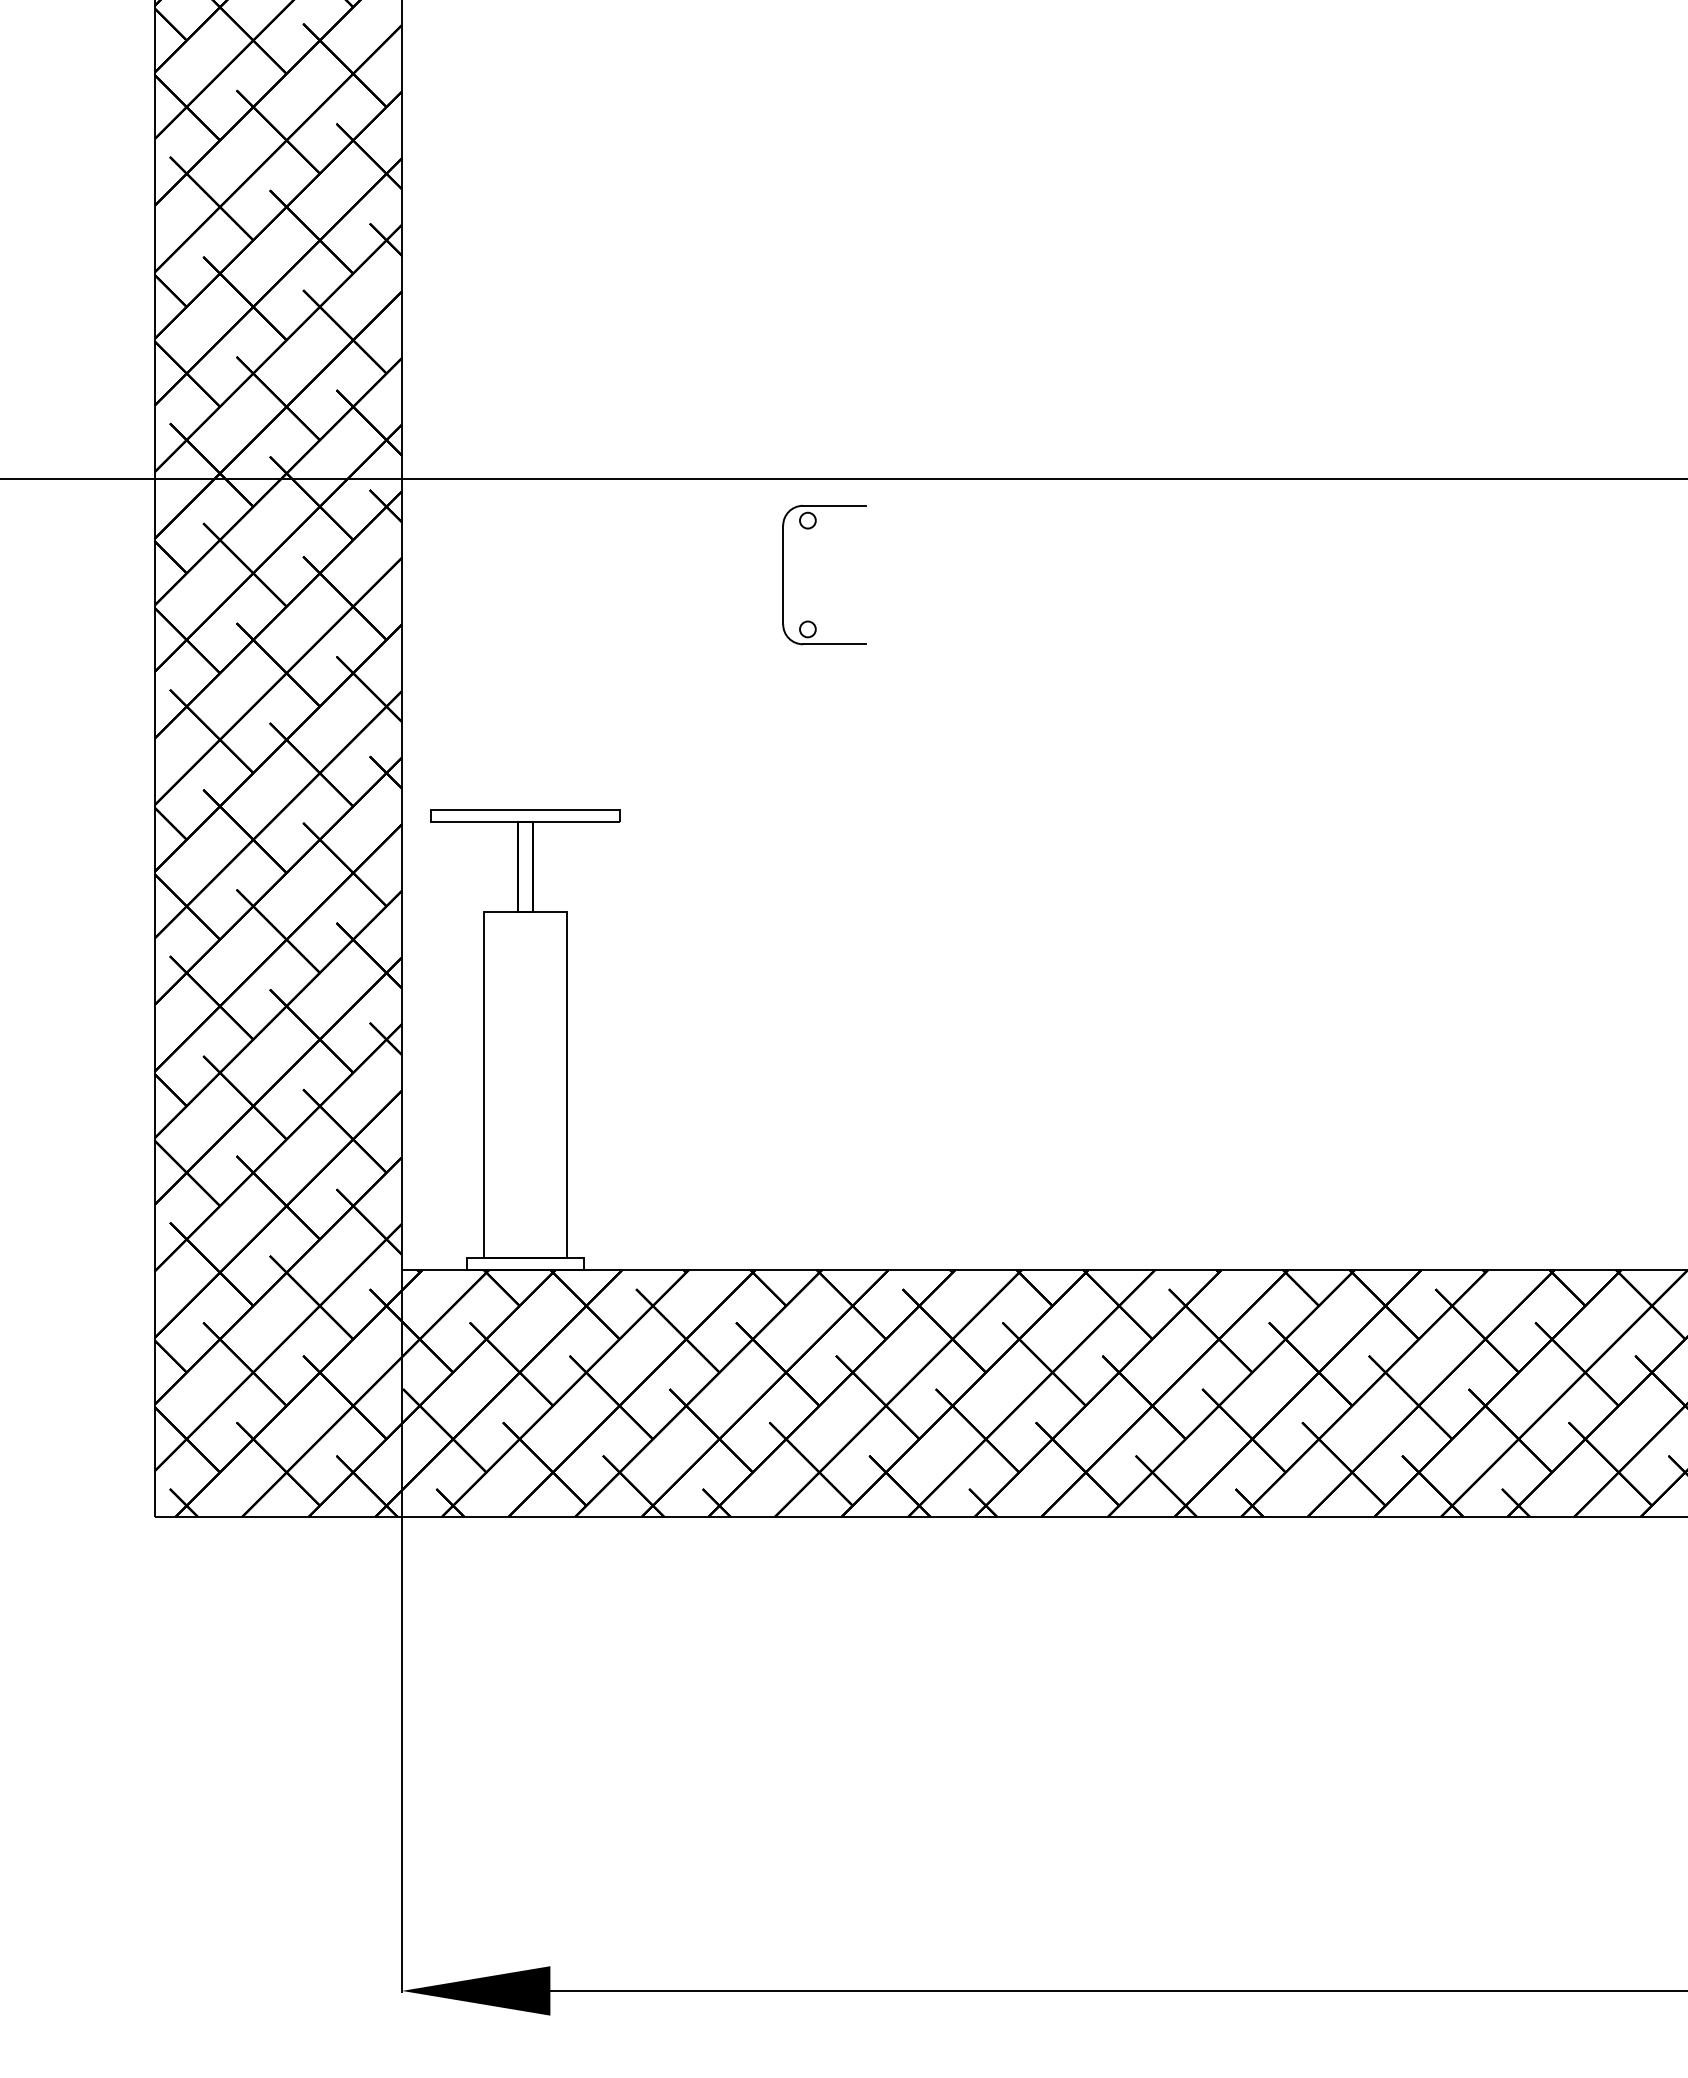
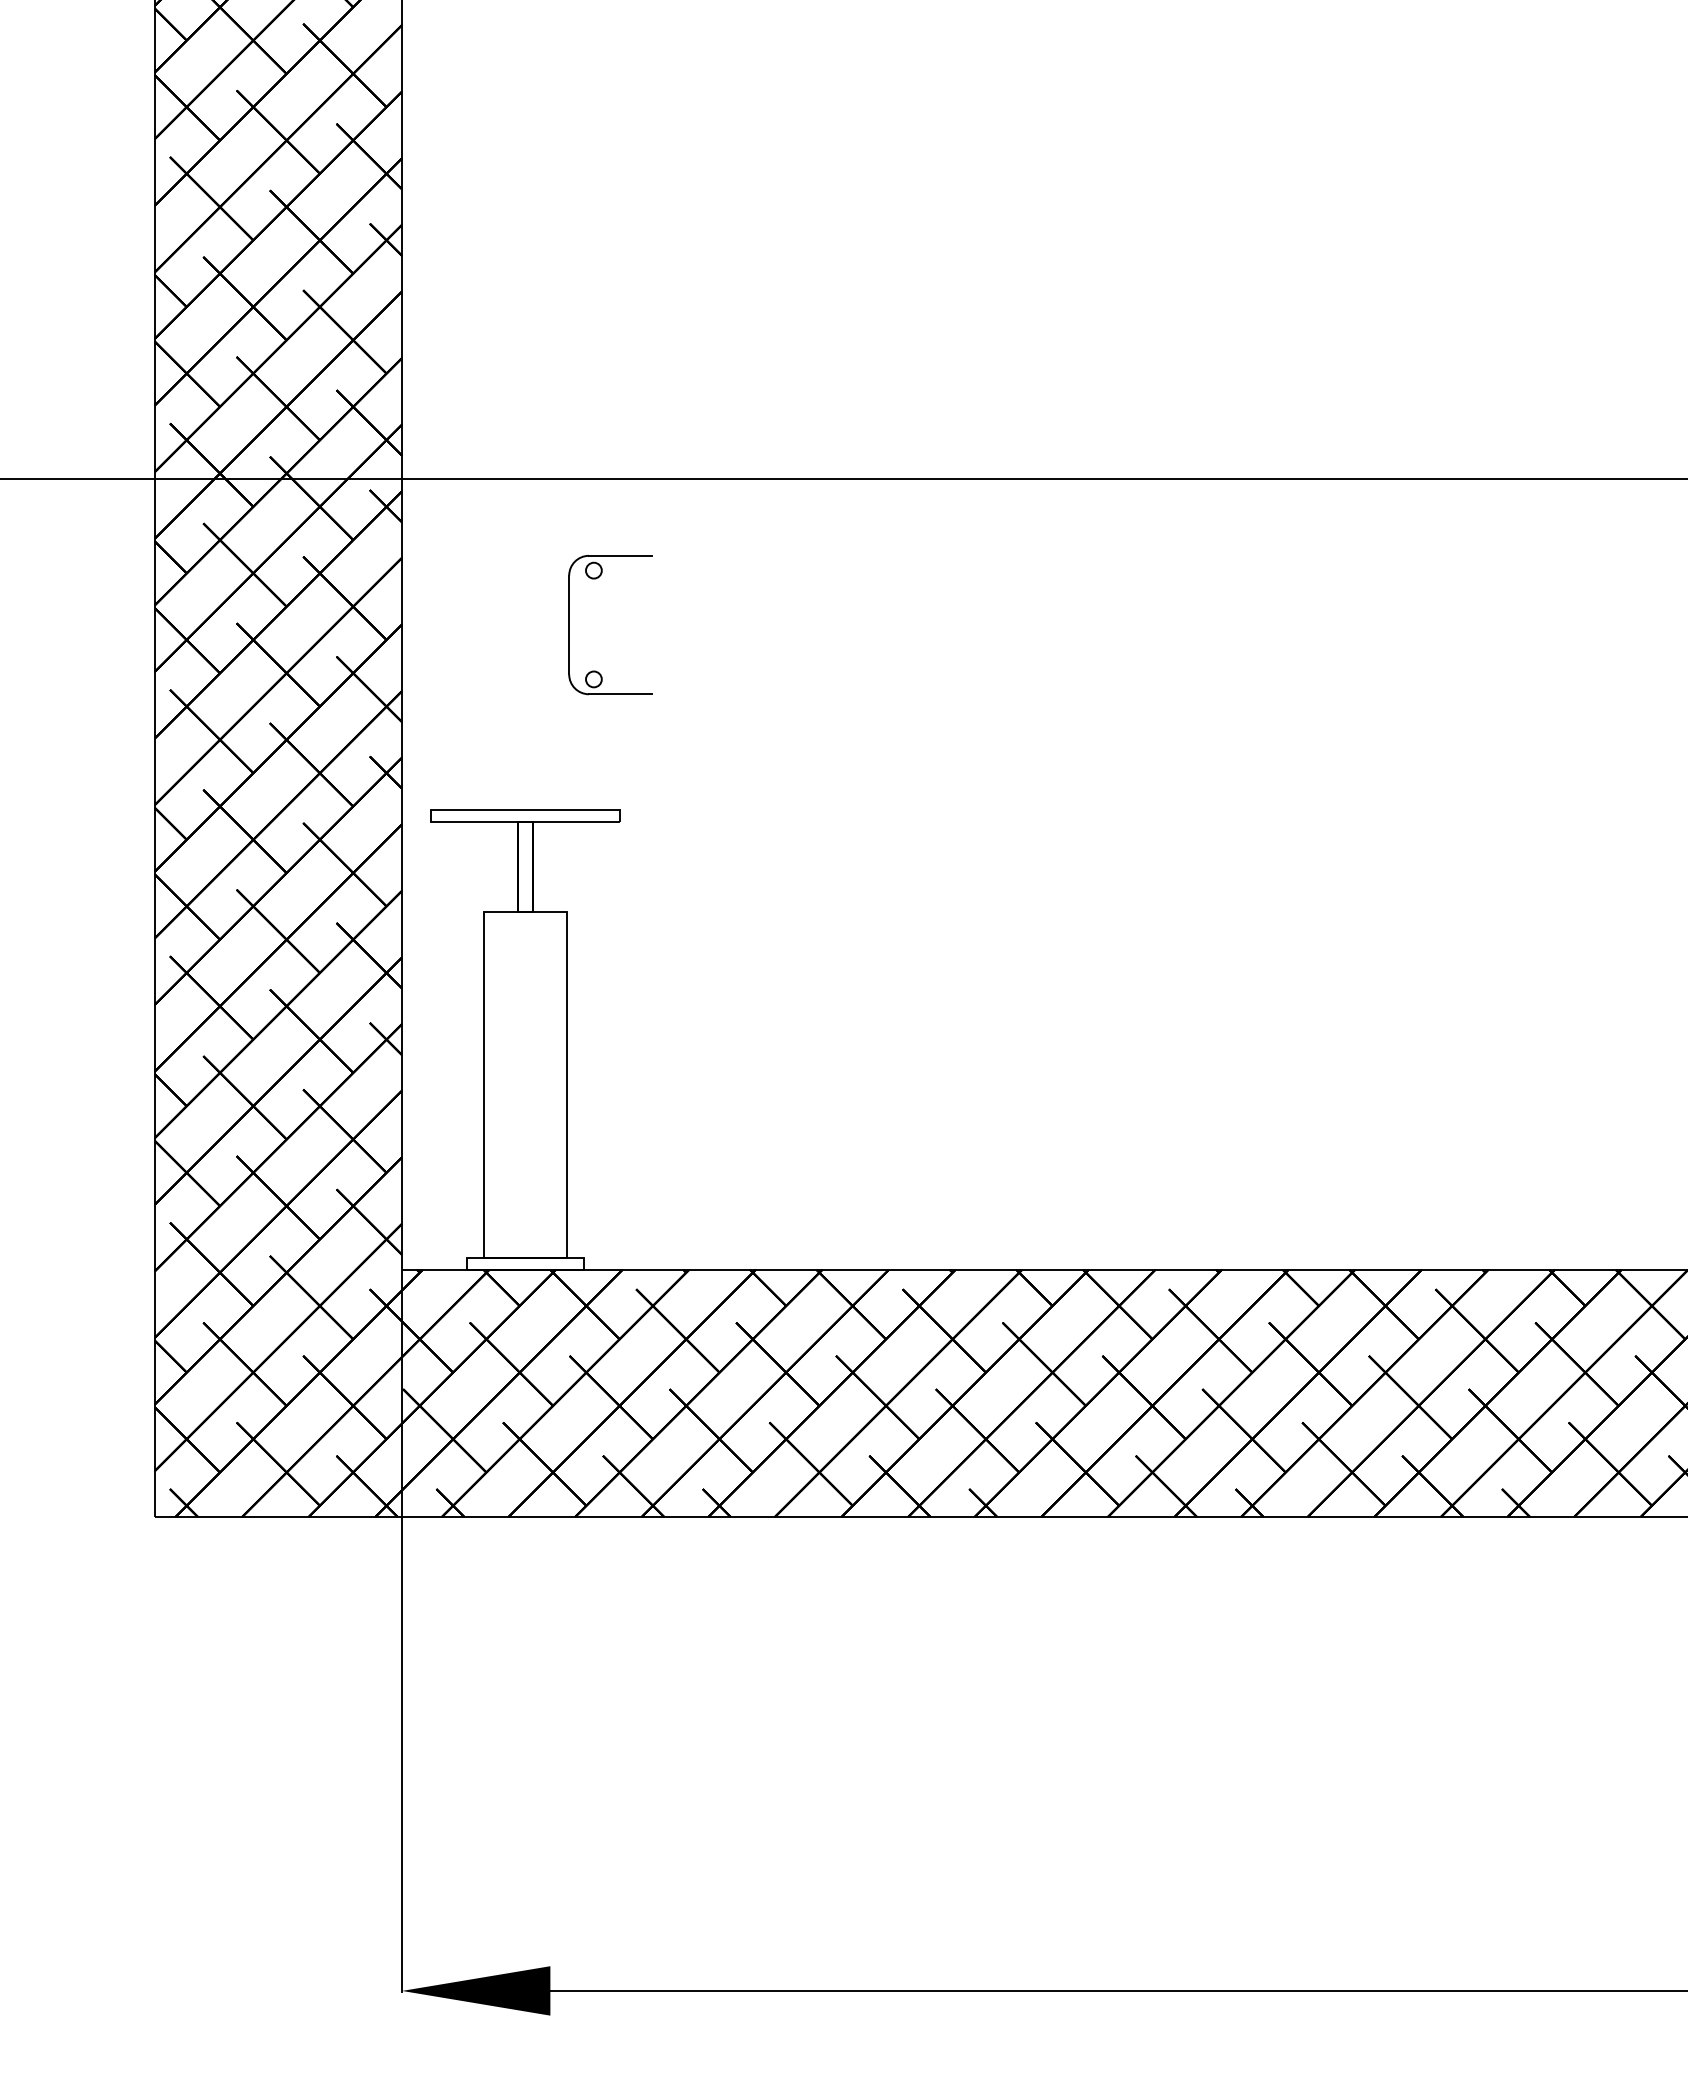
part position: (783, 575) -> (569, 625) (569, 625)
